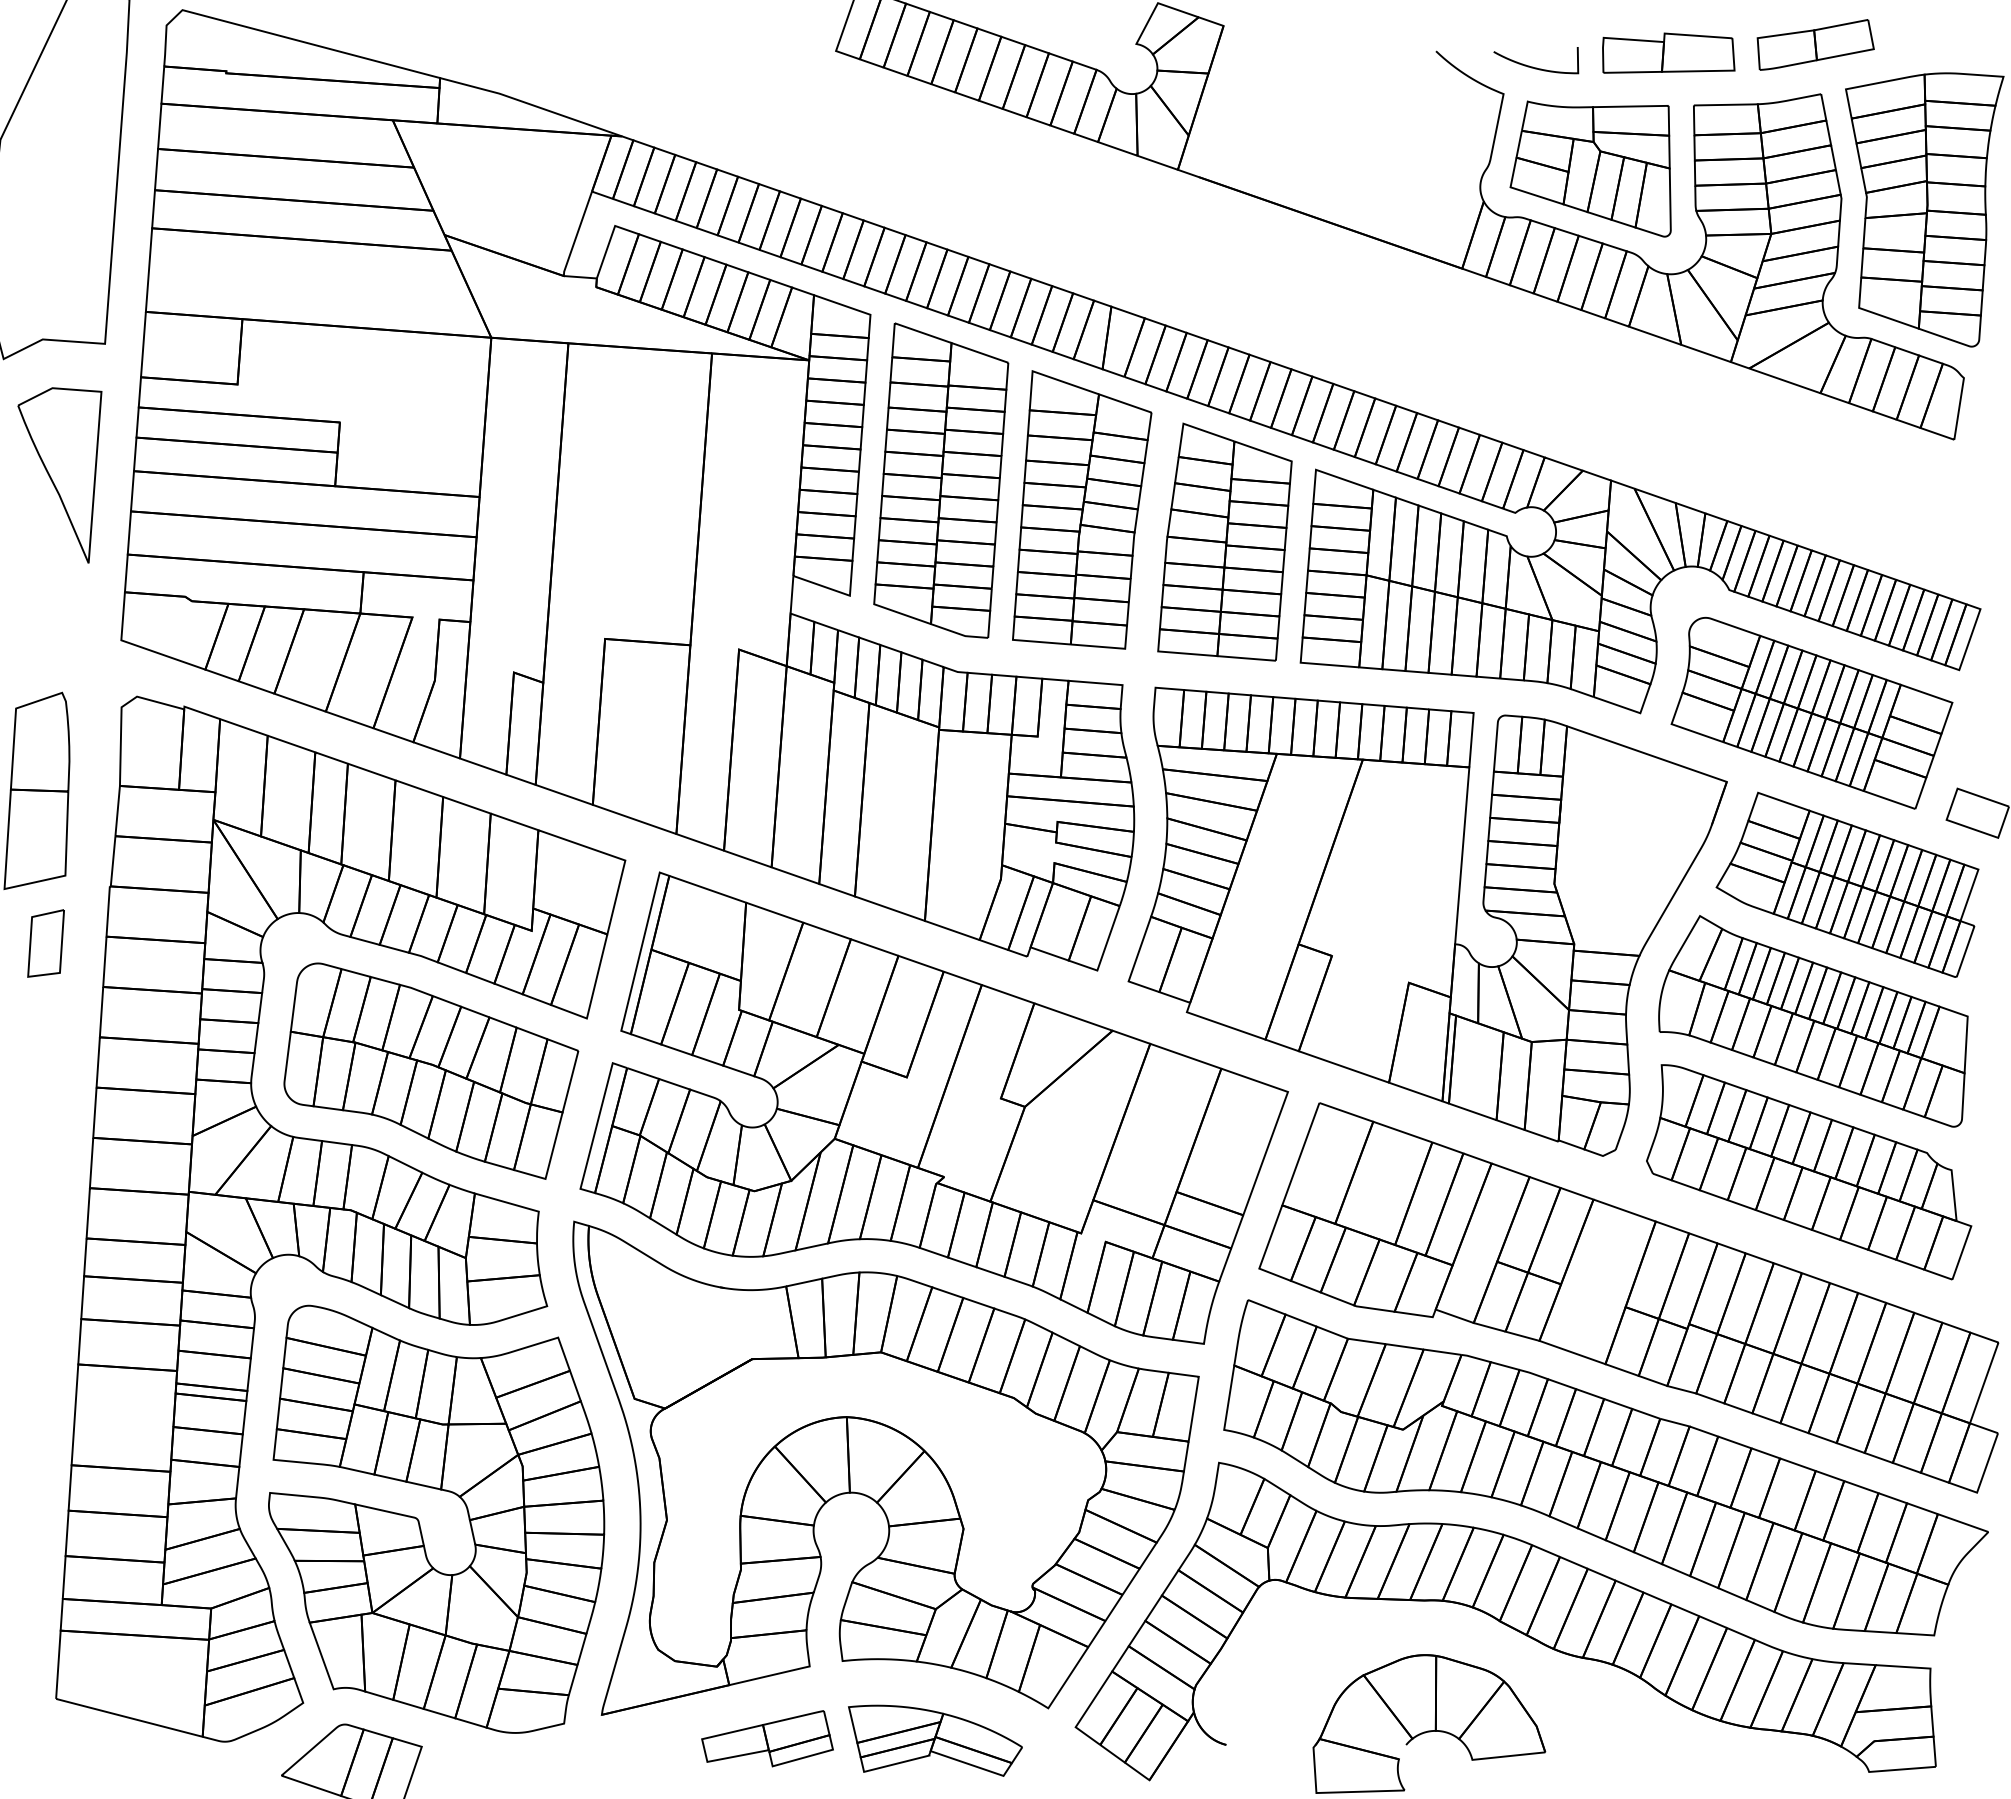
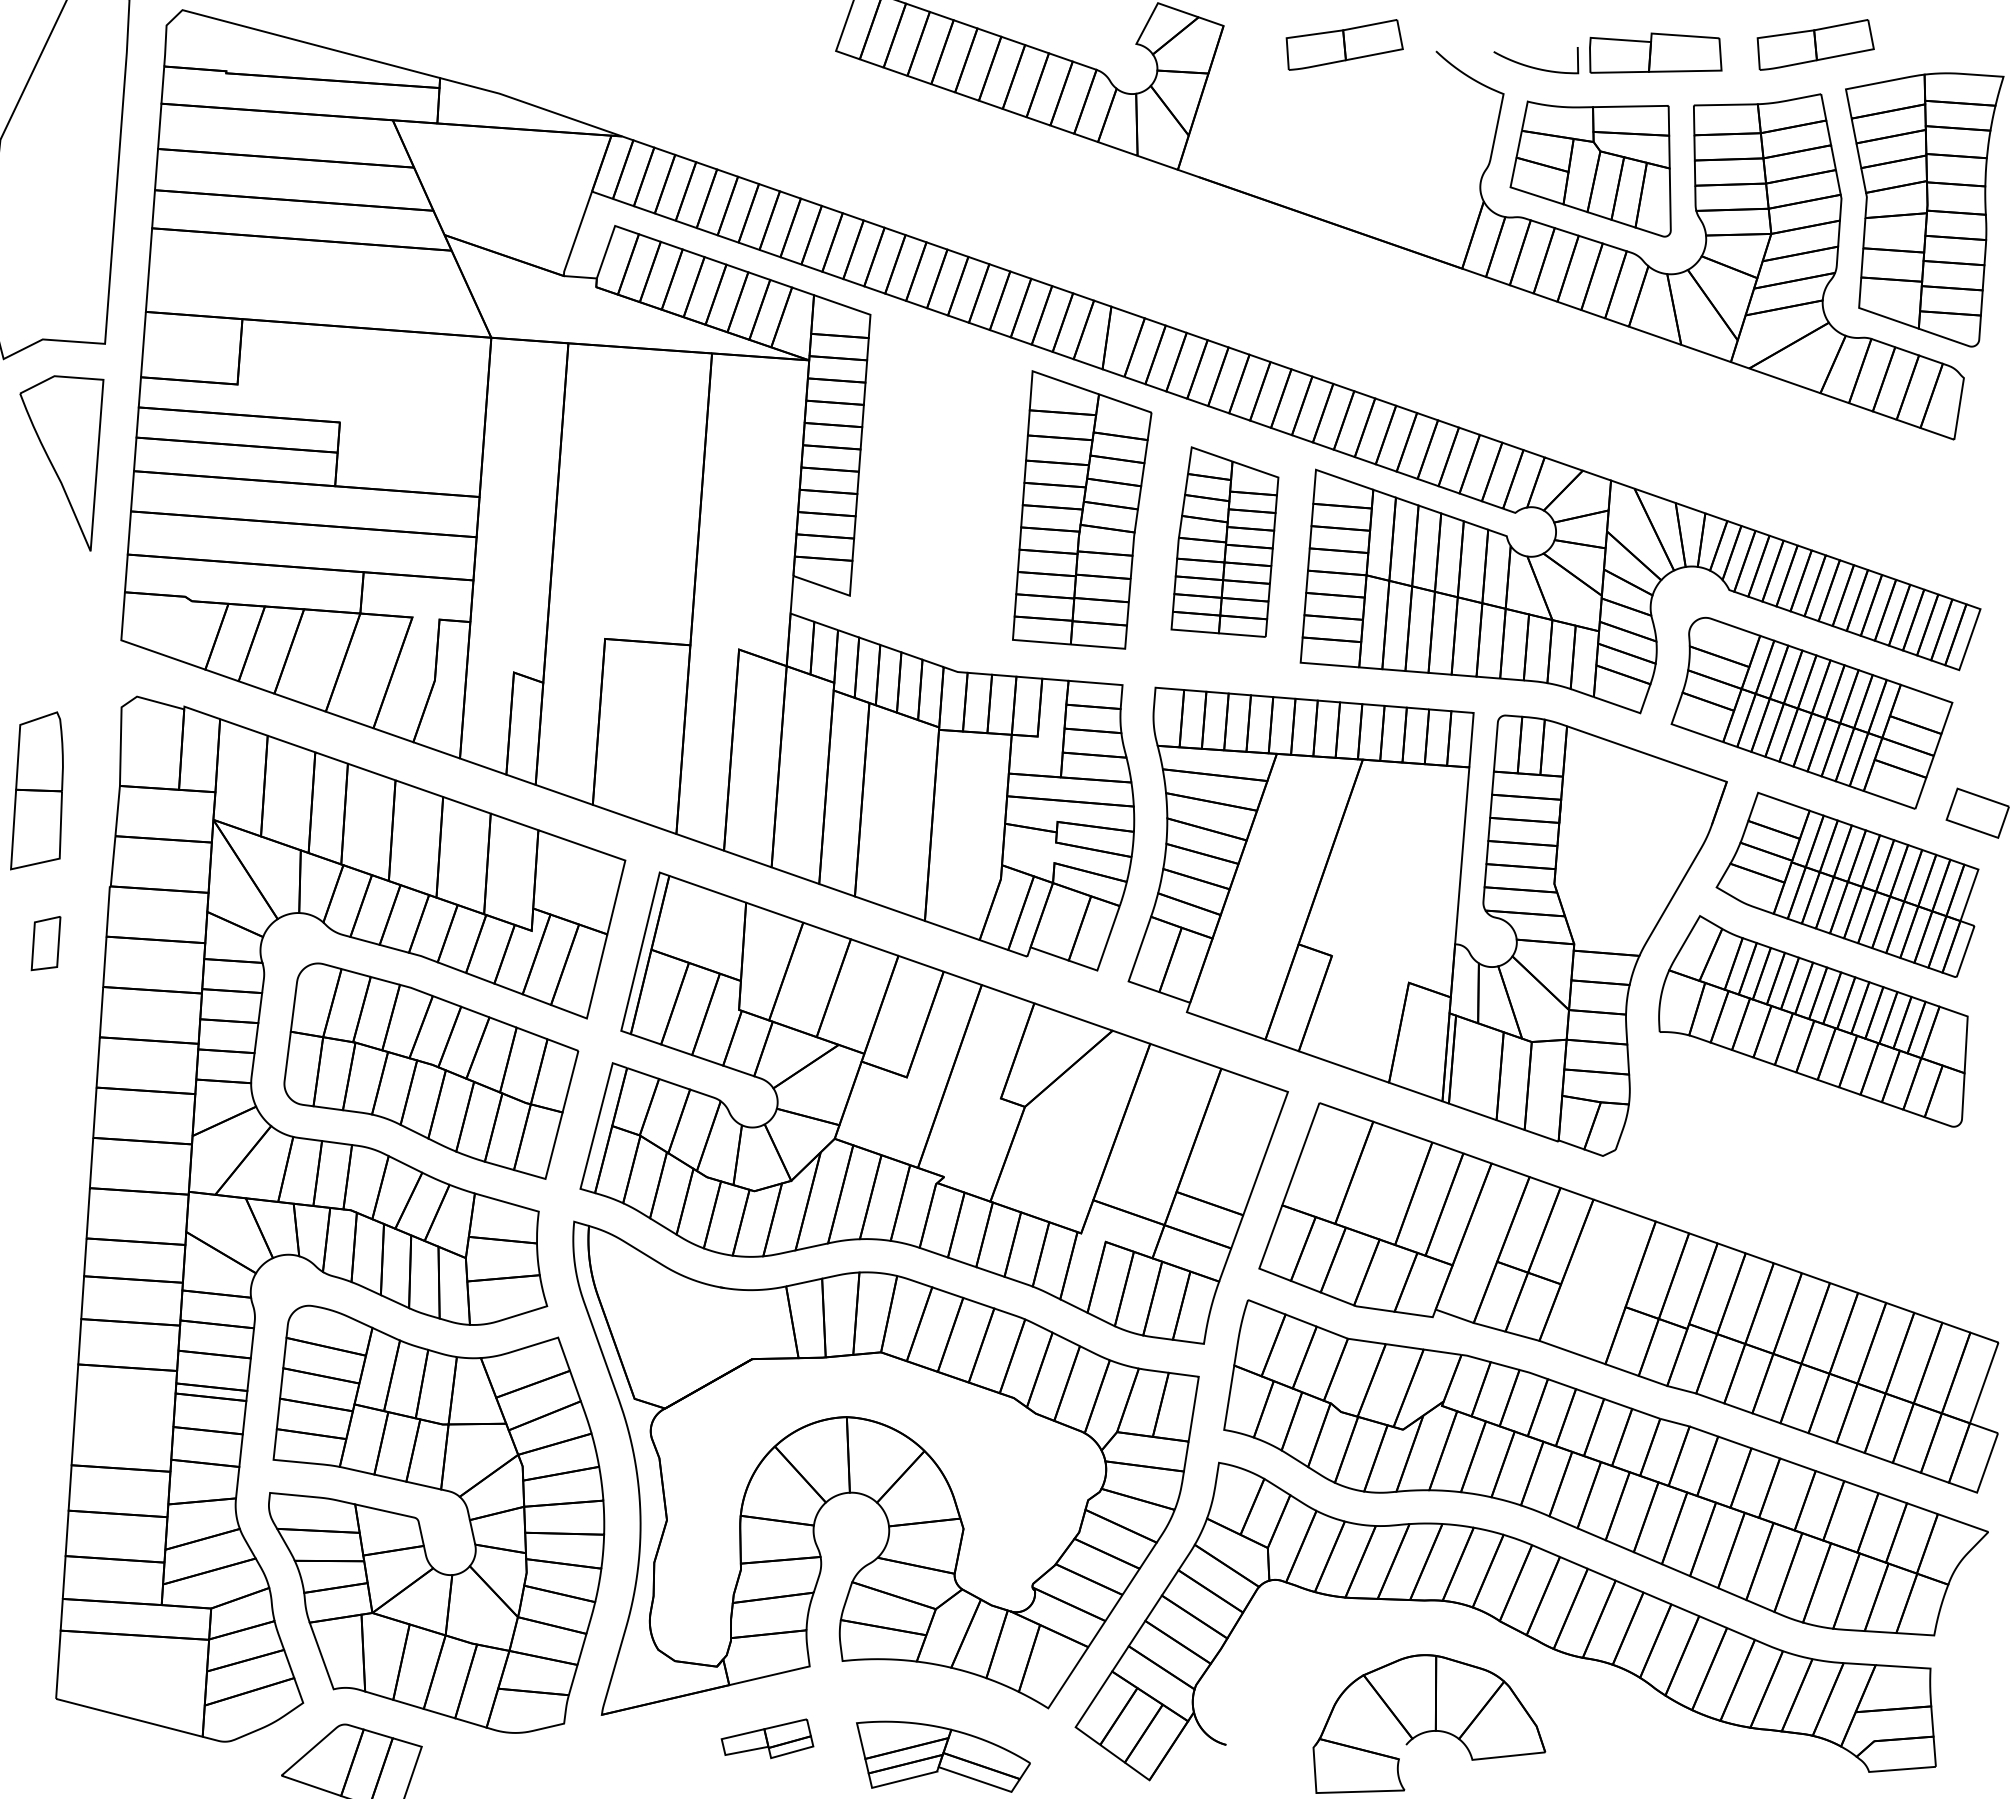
part: none -> present (1344, 44)
part position: (1668, 52) -> (1655, 52) (1655, 52)
part position: (59, 475) -> (61, 463) (61, 463)
part: present -> none (941, 480)
part size: 136x240 px -> 110x192 px (1224, 541)
part size: 68x199 px -> 54x160 px (36, 790)
part size: 38x69 px -> 32x56 px (45, 943)
part: present -> none (1809, 1172)
part size: 133x58 px -> 95x42 px (767, 1738)
part position: (935, 1740) -> (943, 1756) (943, 1756)
